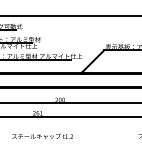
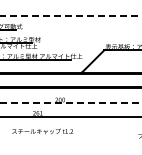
line: solid -> dashed (70, 15)
line: solid -> dashed (71, 103)
text position: (42, 136) -> (42, 131) (42, 131)
